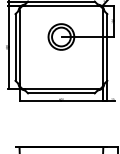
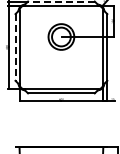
line: solid -> dashed (60, 1)
line: solid -> dashed (15, 47)
